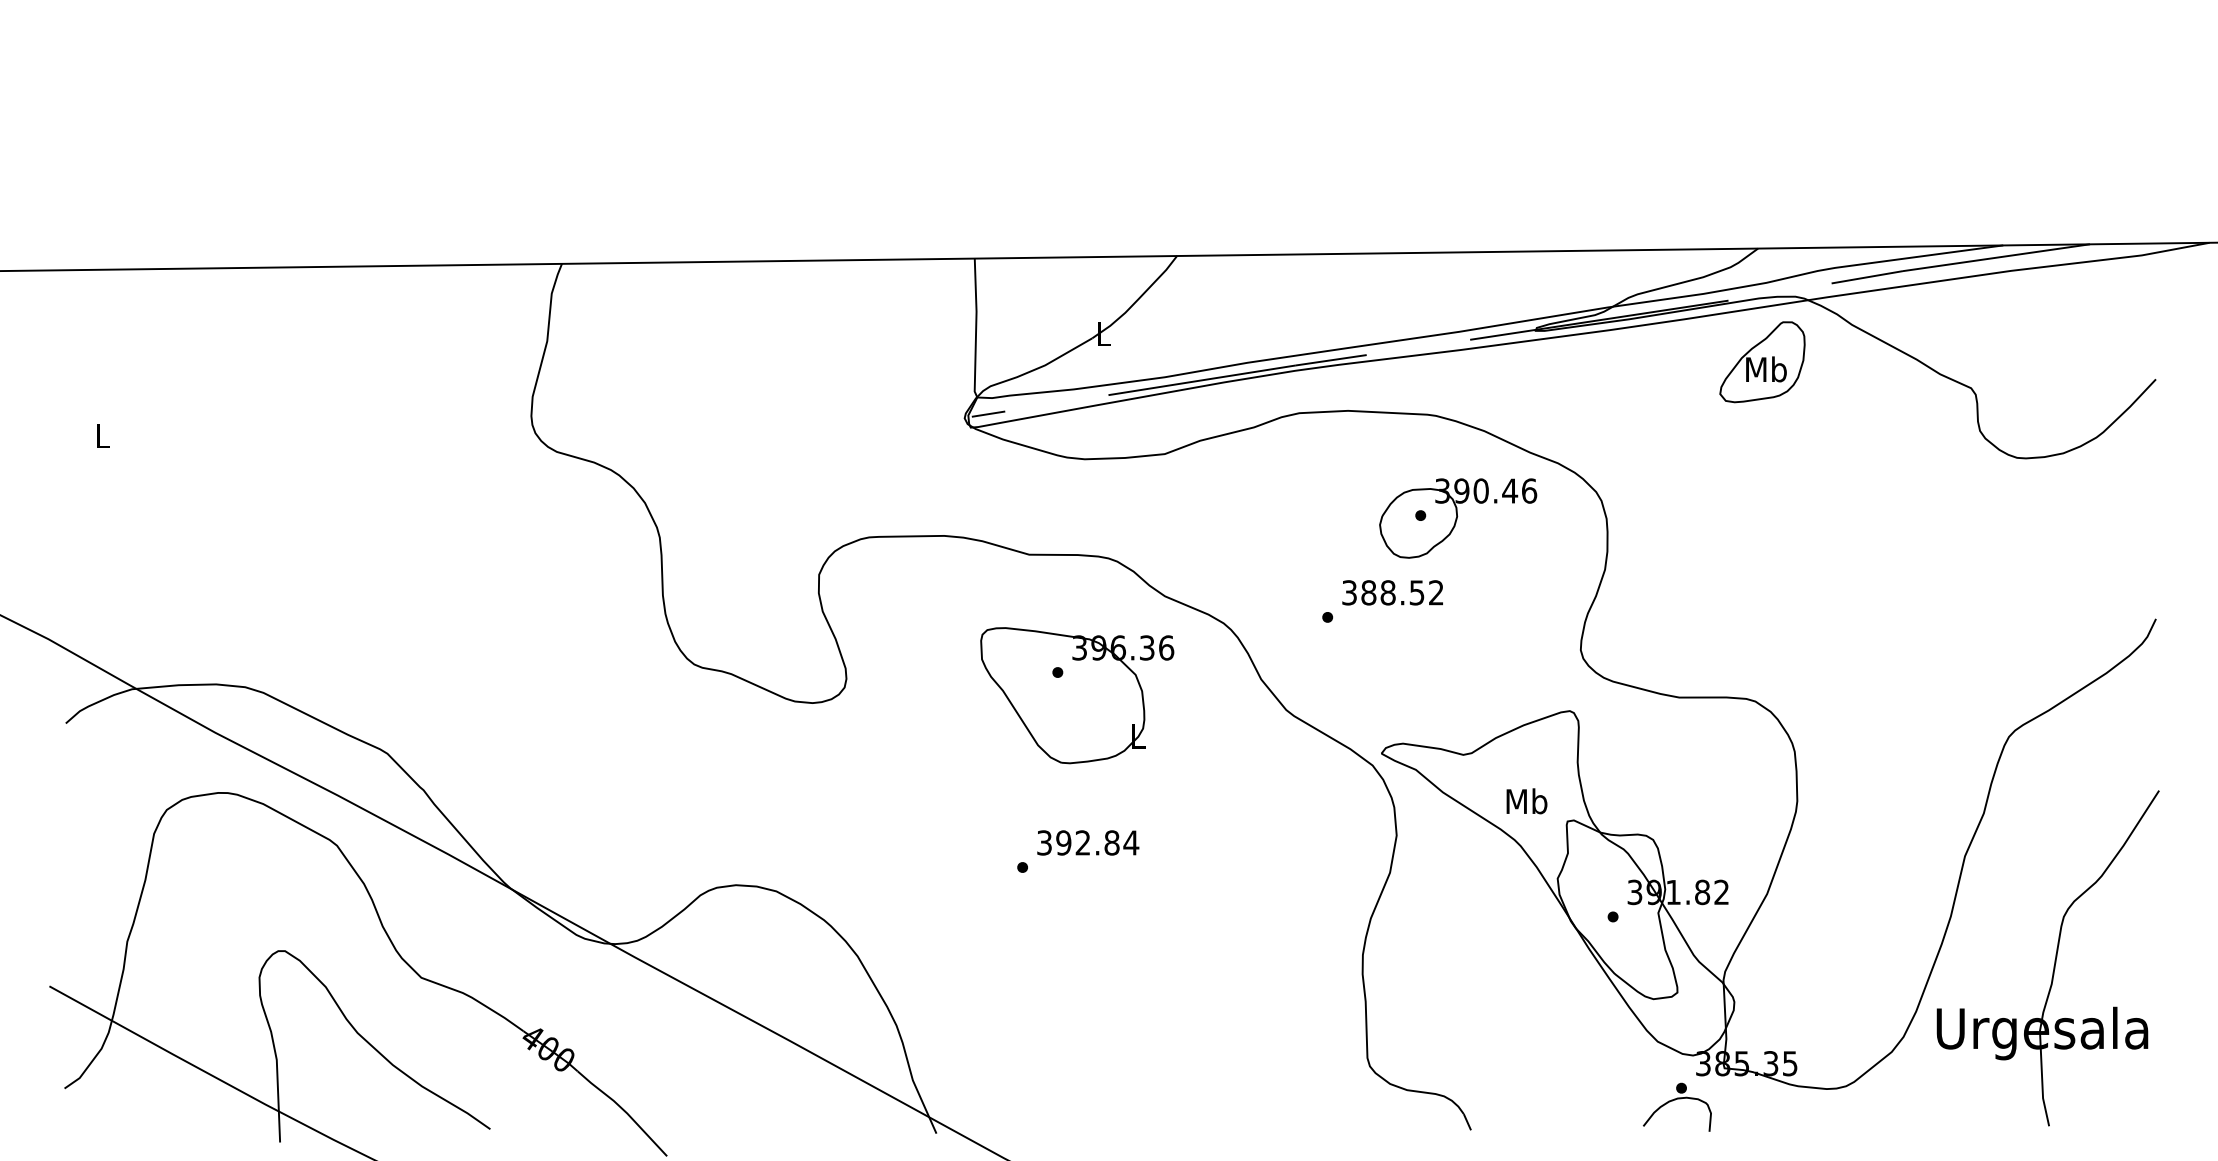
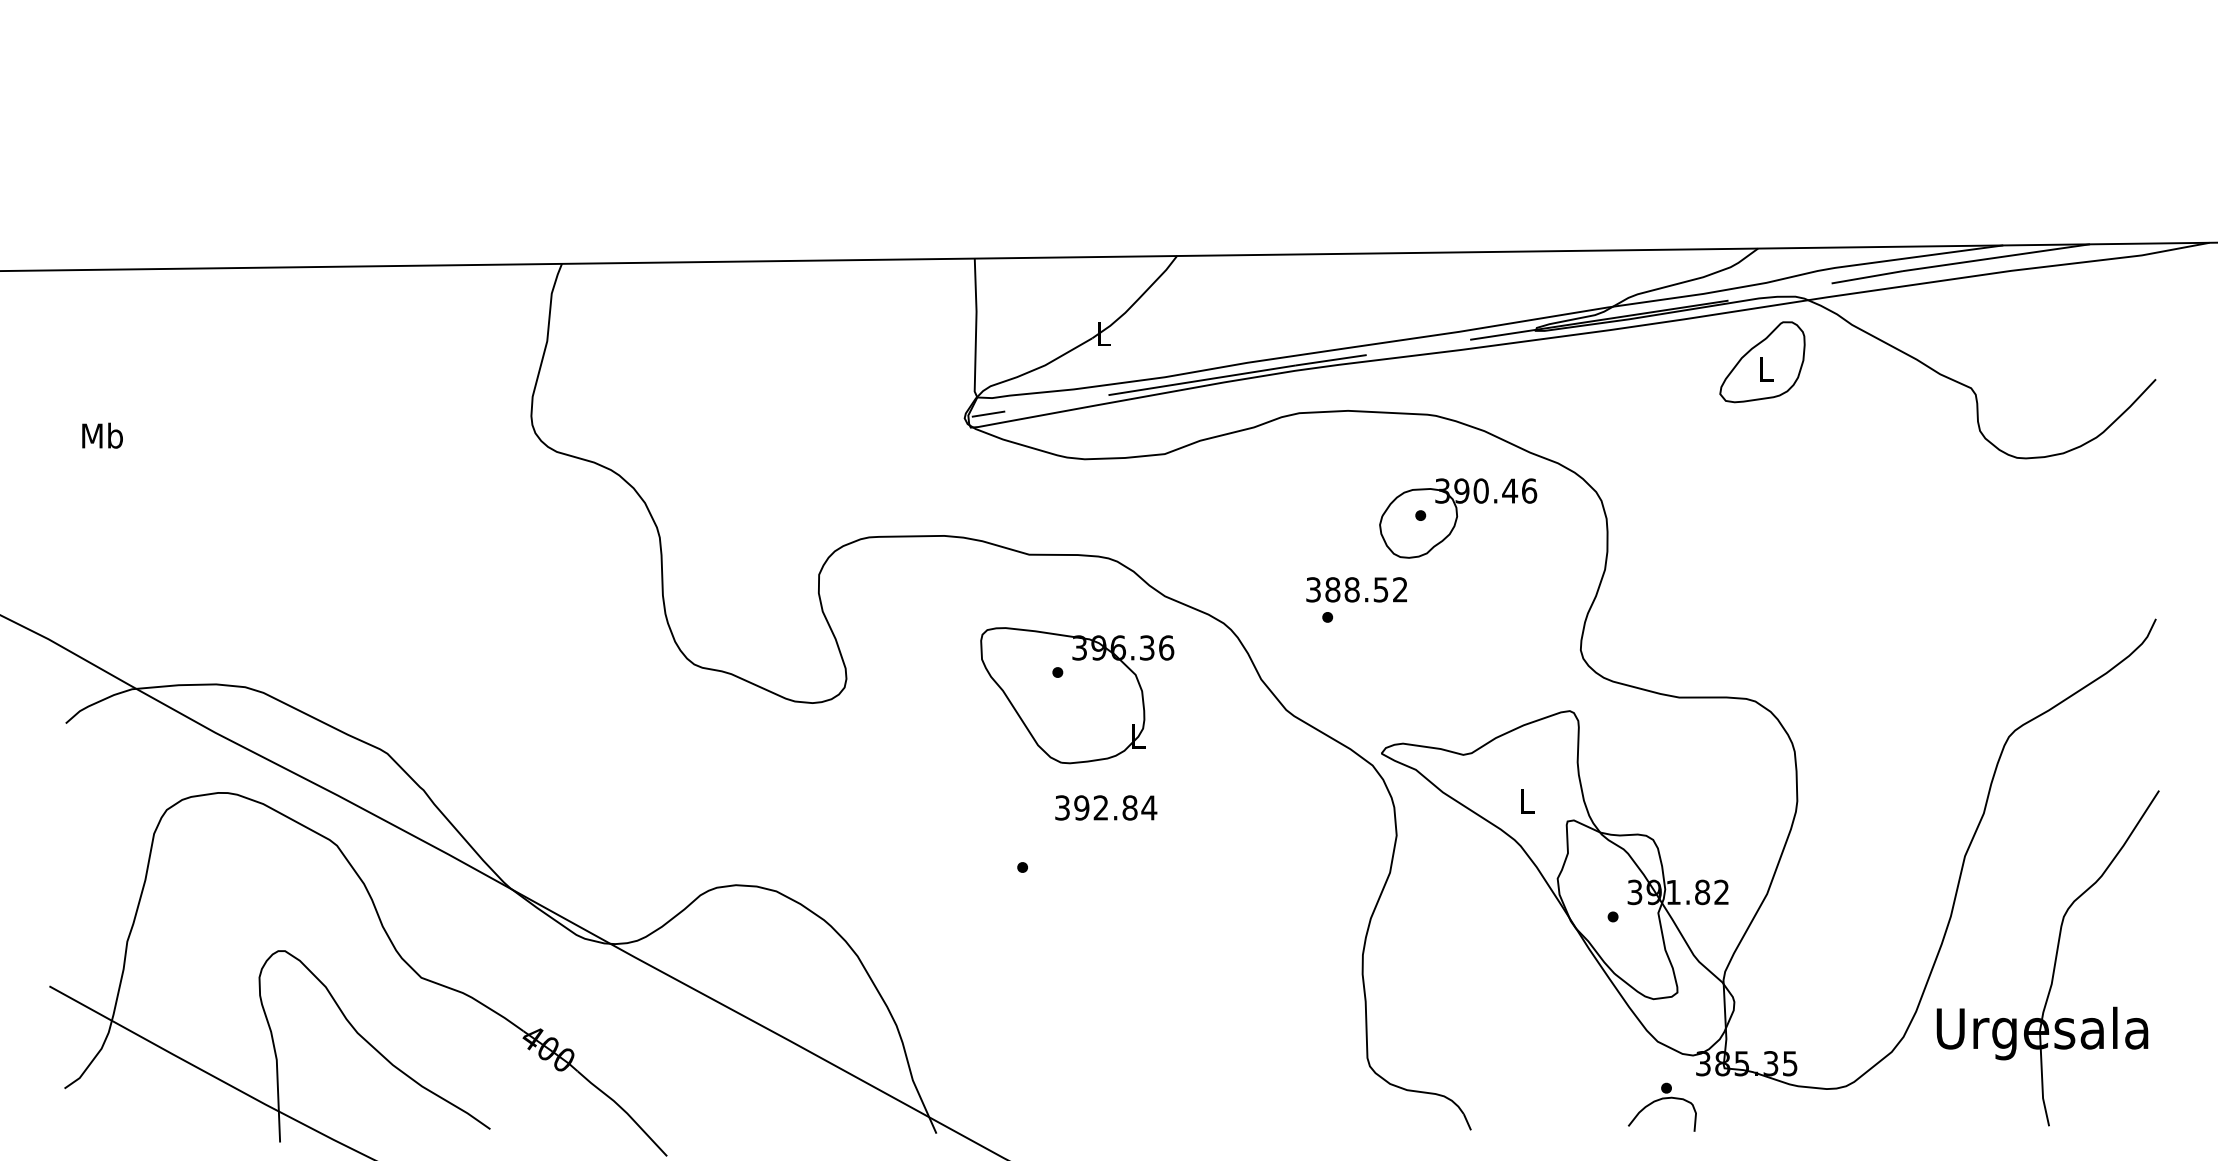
text: Mb -> L (1766, 369)
text: L -> Mb (102, 435)
text position: (1392, 592) -> (1356, 589) (1356, 589)
text: Mb -> L (1526, 801)
text position: (1088, 842) -> (1106, 807) (1106, 807)
part position: (1675, 1100) -> (1660, 1100) (1660, 1100)
